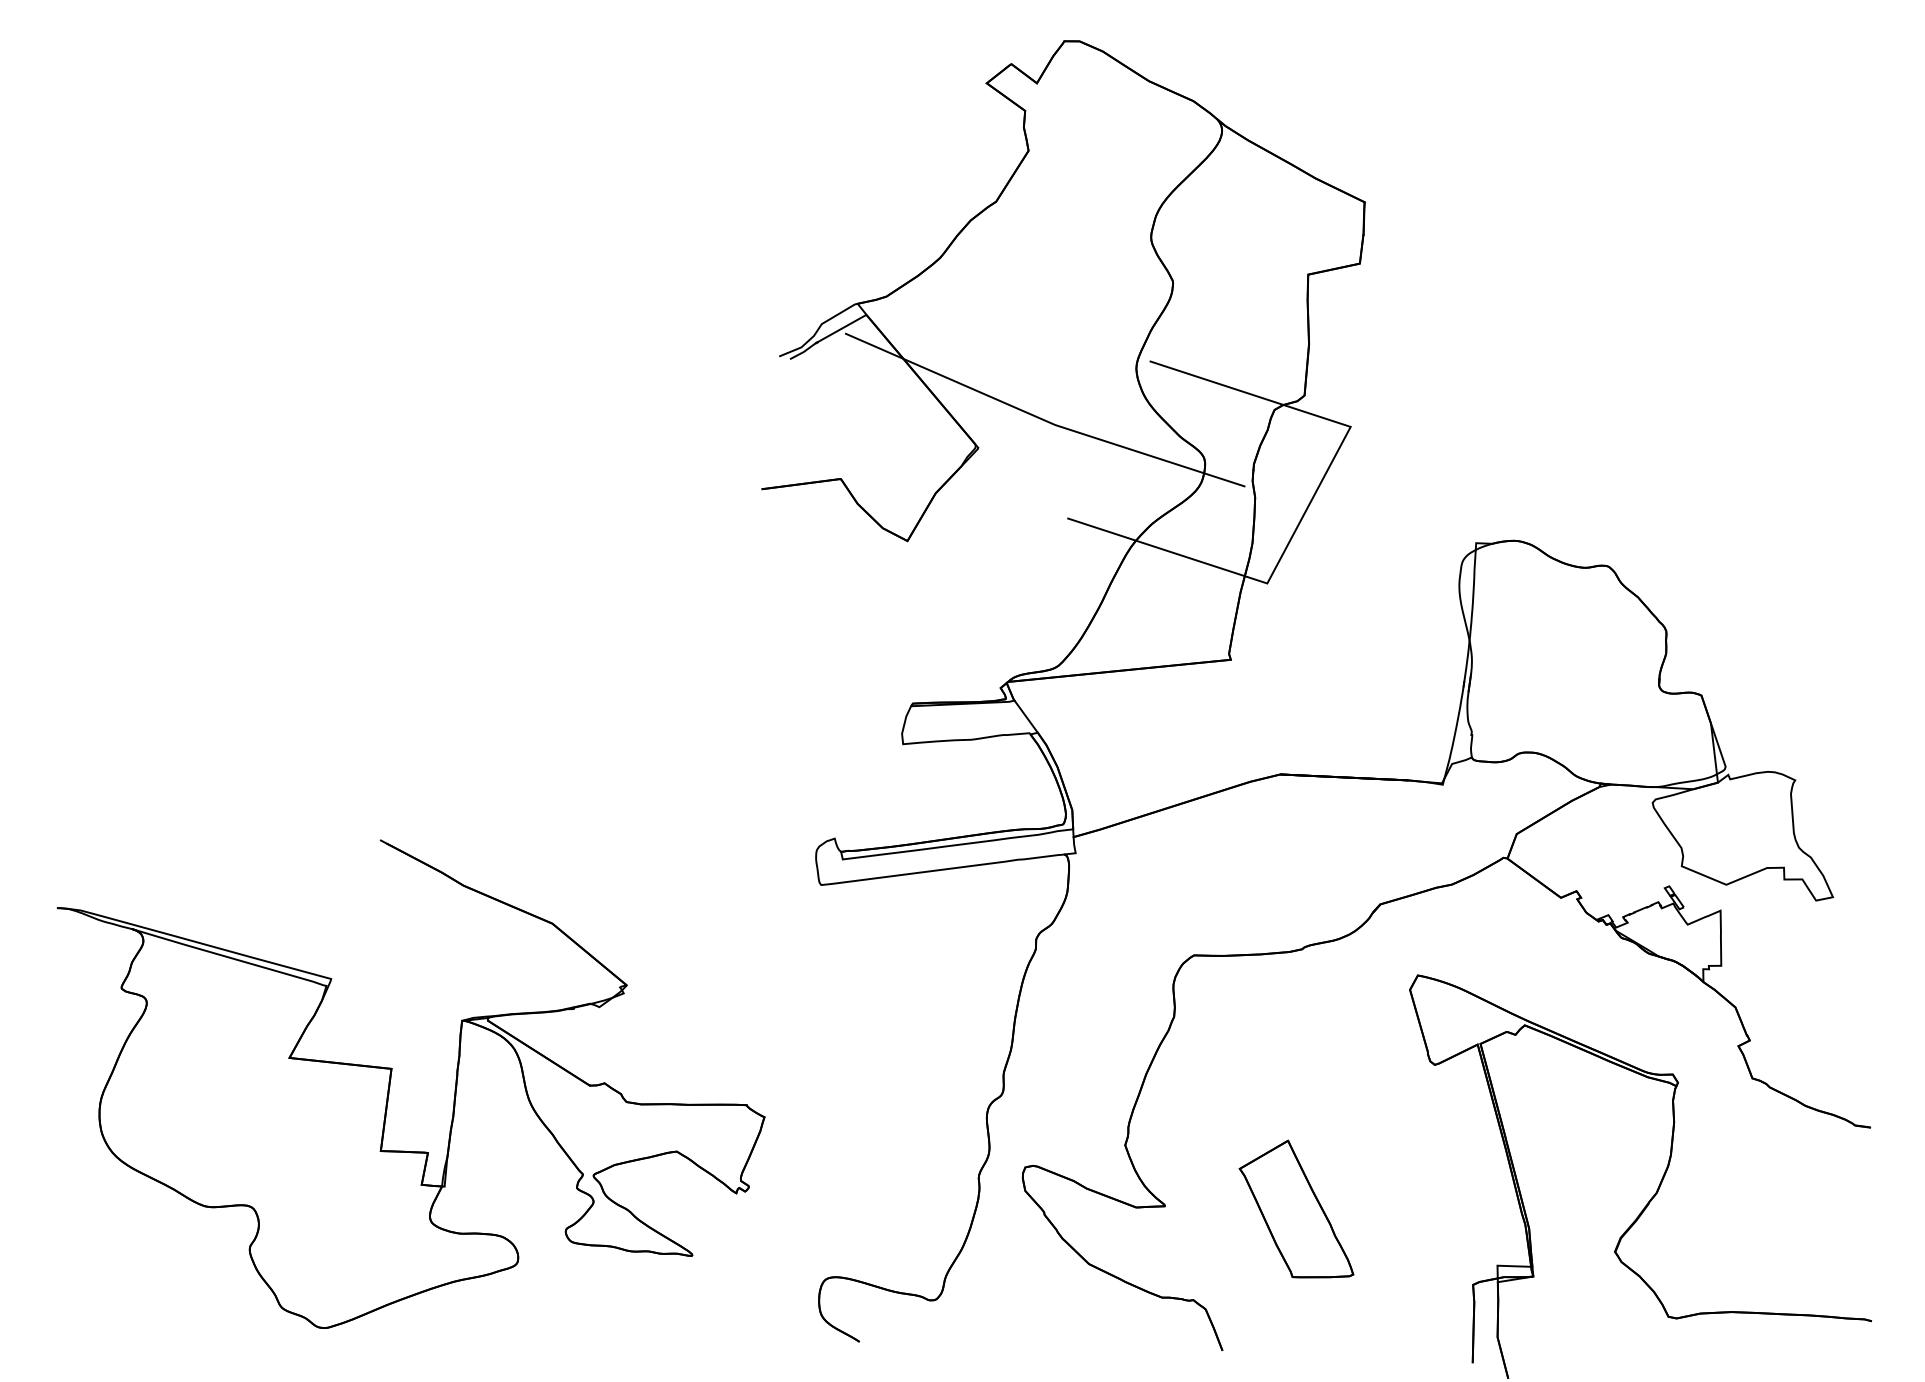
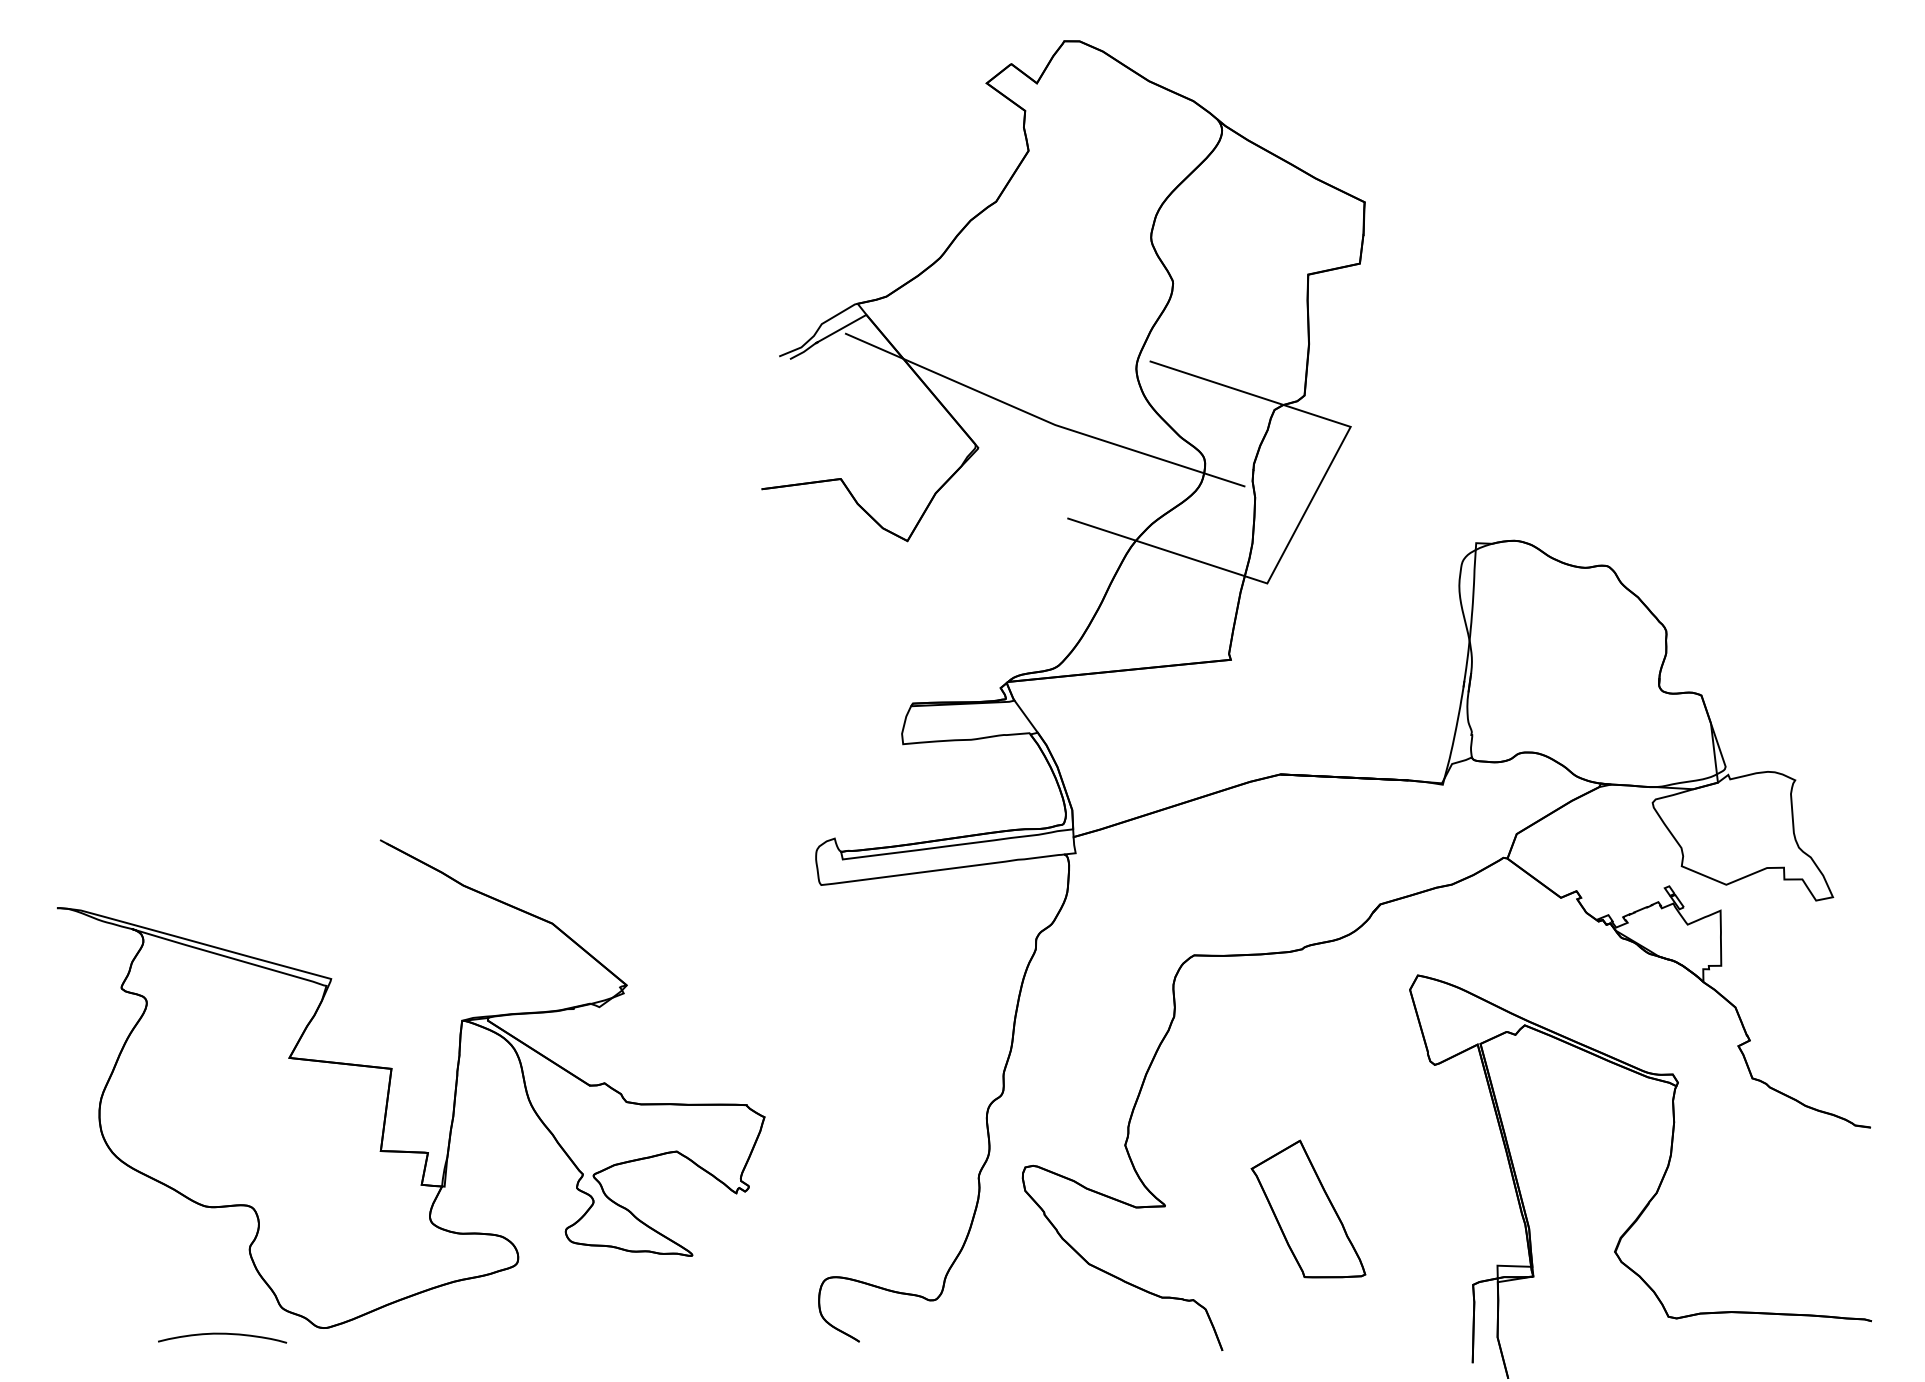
part position: (1296, 1208) -> (1308, 1208) (1308, 1208)
curve: none -> present (222, 1334)
